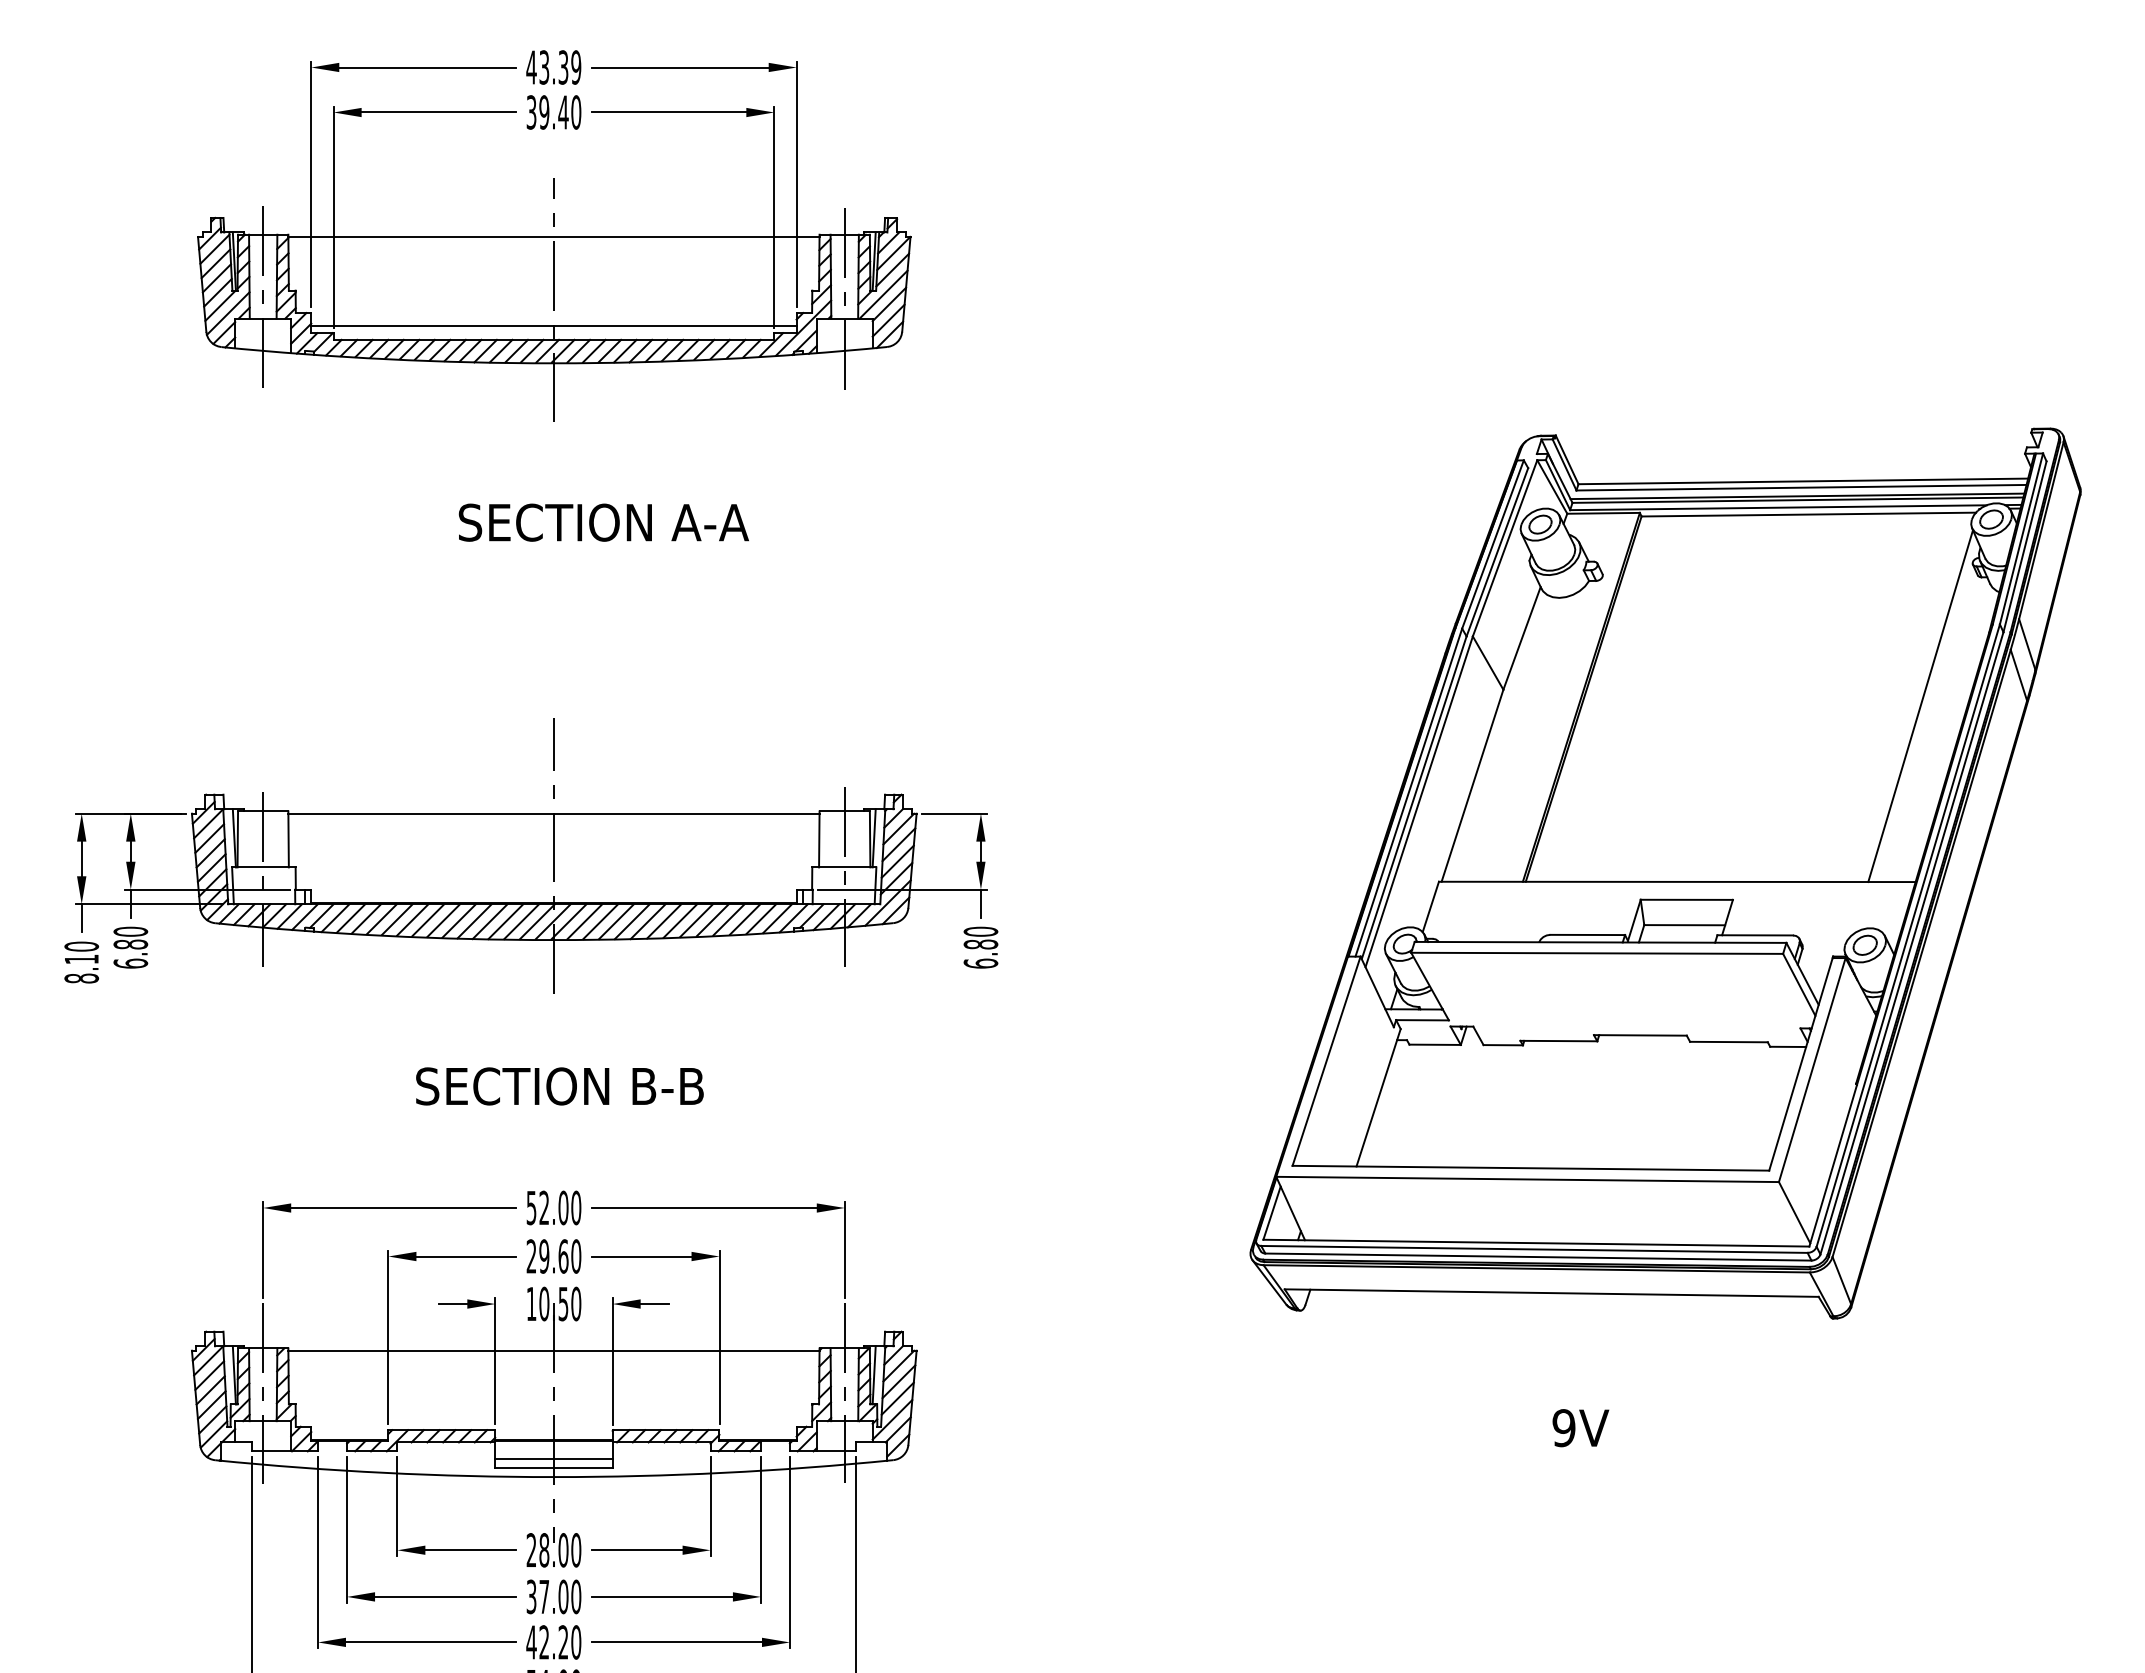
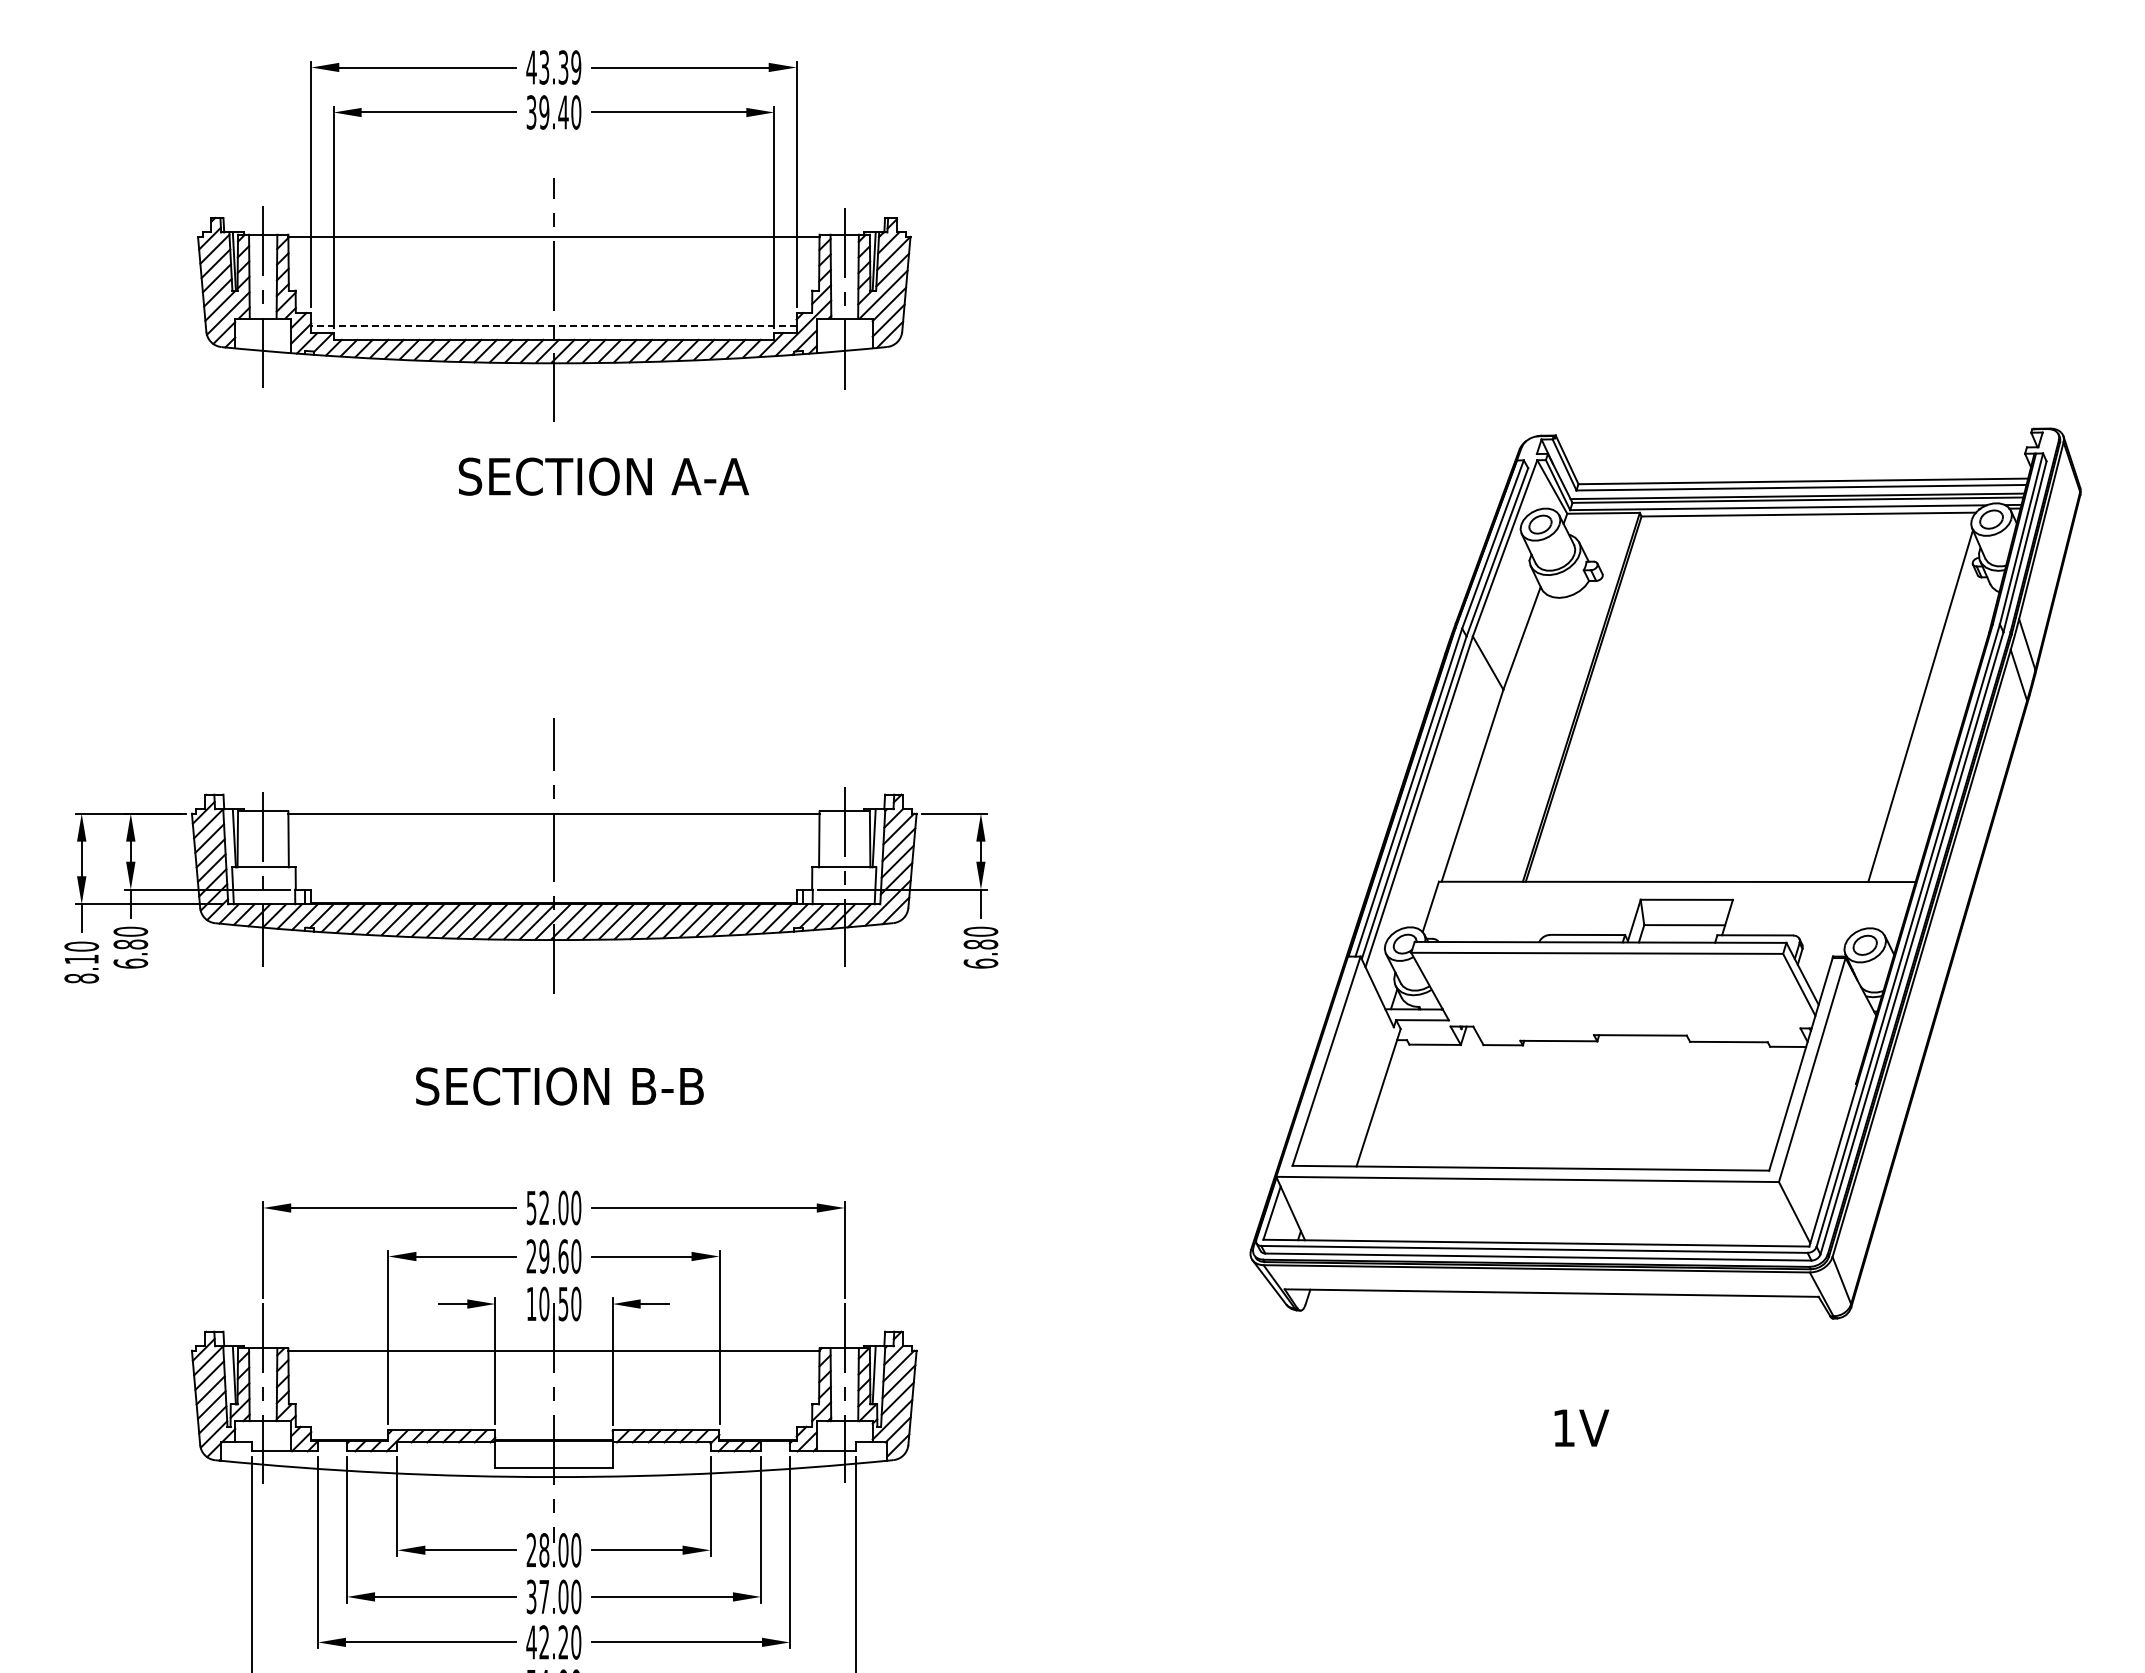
line: solid -> dashed (553, 326)
text position: (603, 522) -> (603, 476) (603, 476)
text: 9V -> 1V (1563, 1428)
line: present -> none (553, 1459)
